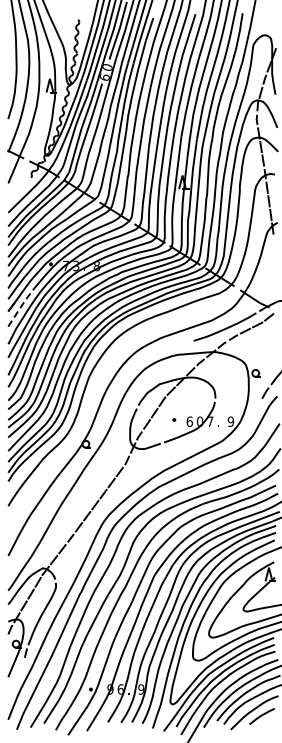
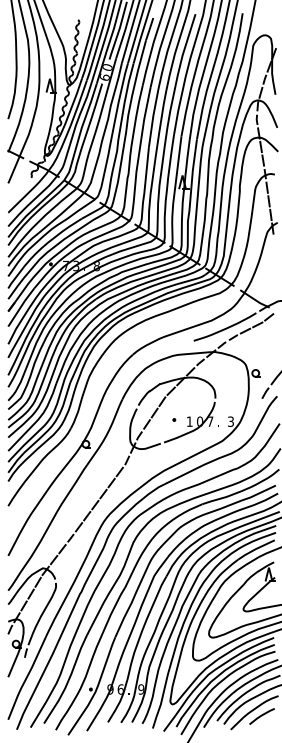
line: dashed -> solid (20, 307)
text: 6 -> 1 (189, 421)
text: 9 -> 3 (230, 421)
